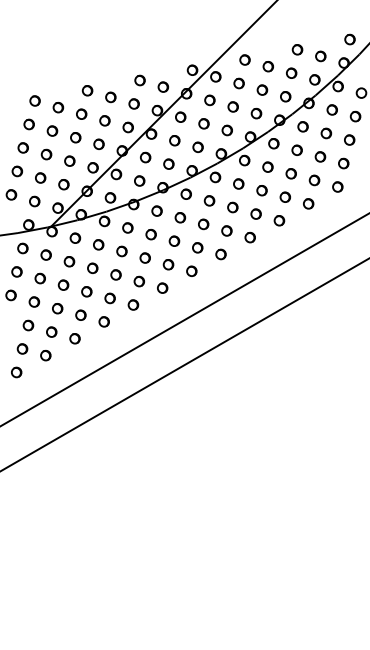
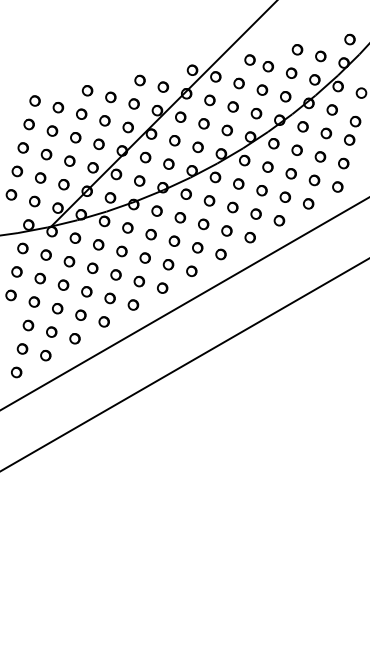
part position: (244, 59) -> (249, 59) (249, 59)
part position: (355, 116) -> (355, 121) (355, 121)
line position: (184, 320) -> (184, 303) (184, 303)
